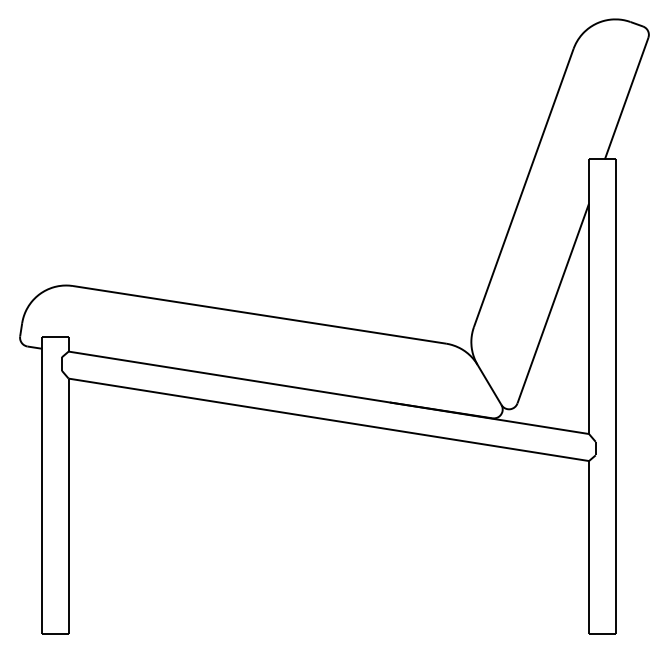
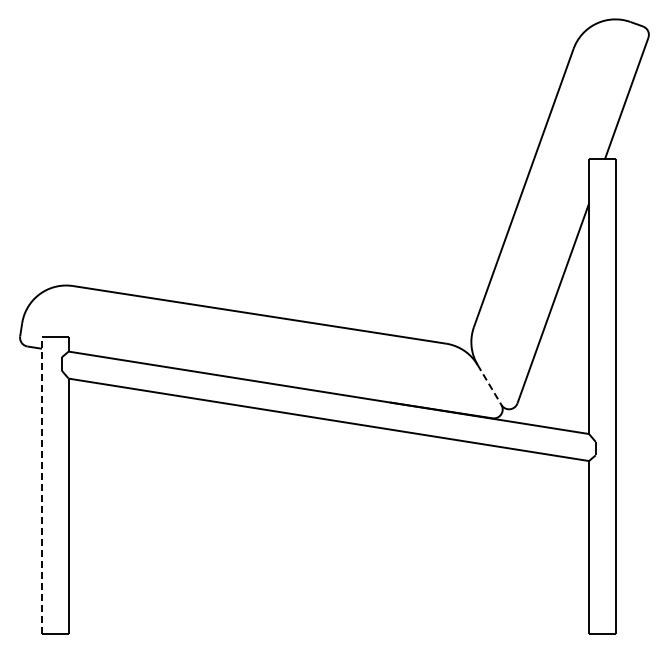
line: solid -> dashed (489, 385)
line: solid -> dashed (41, 484)
